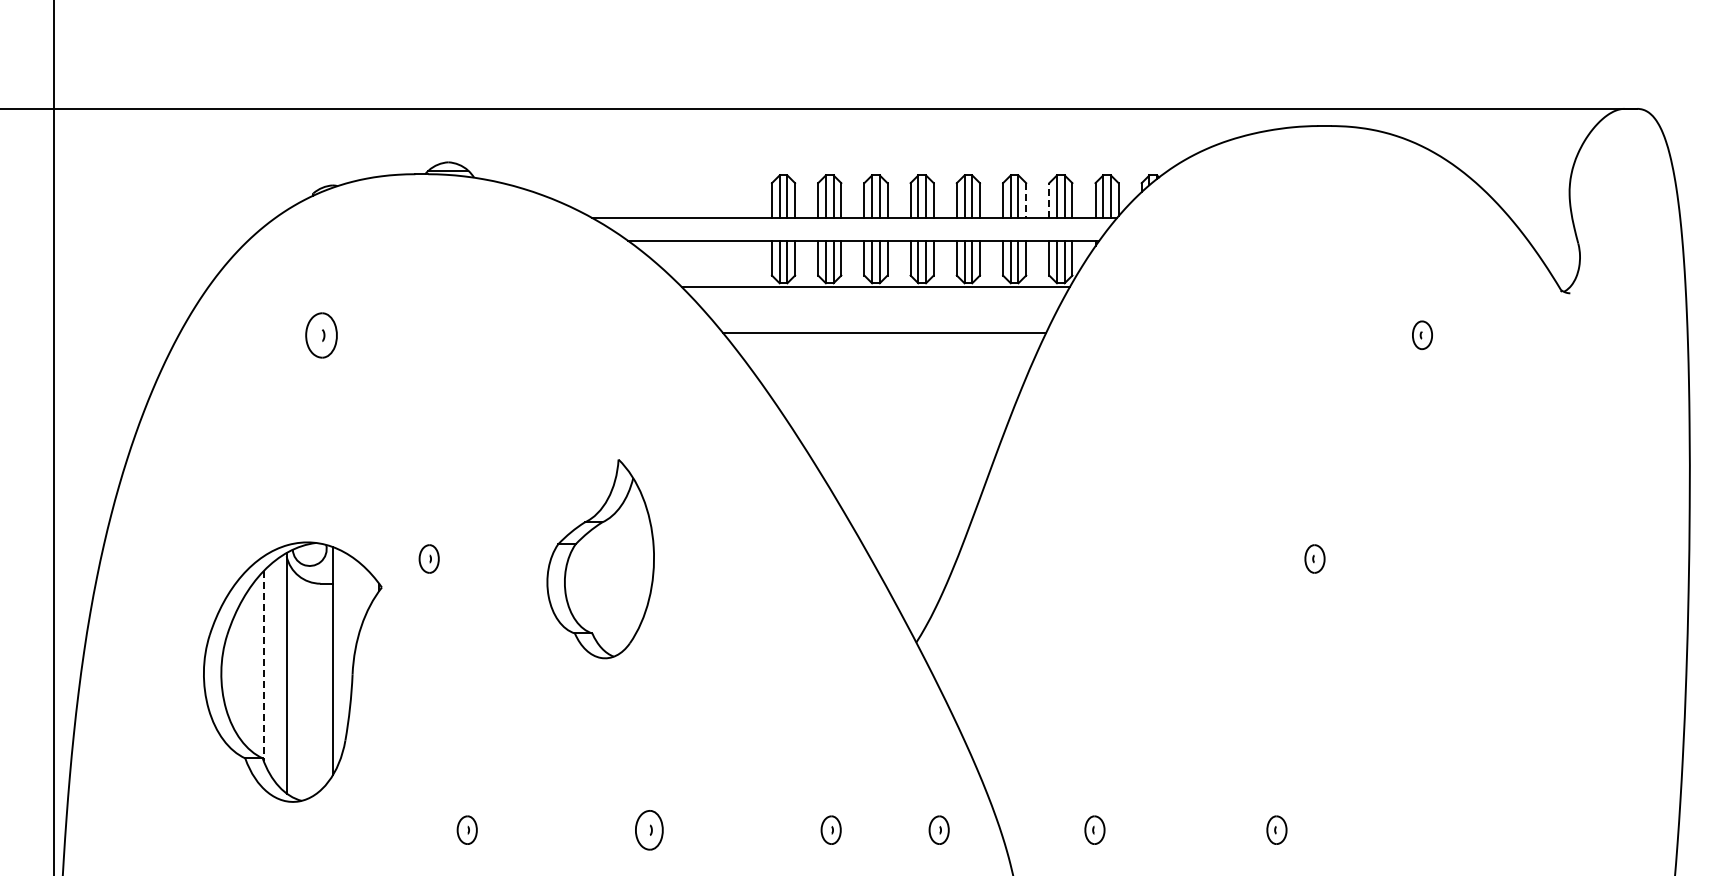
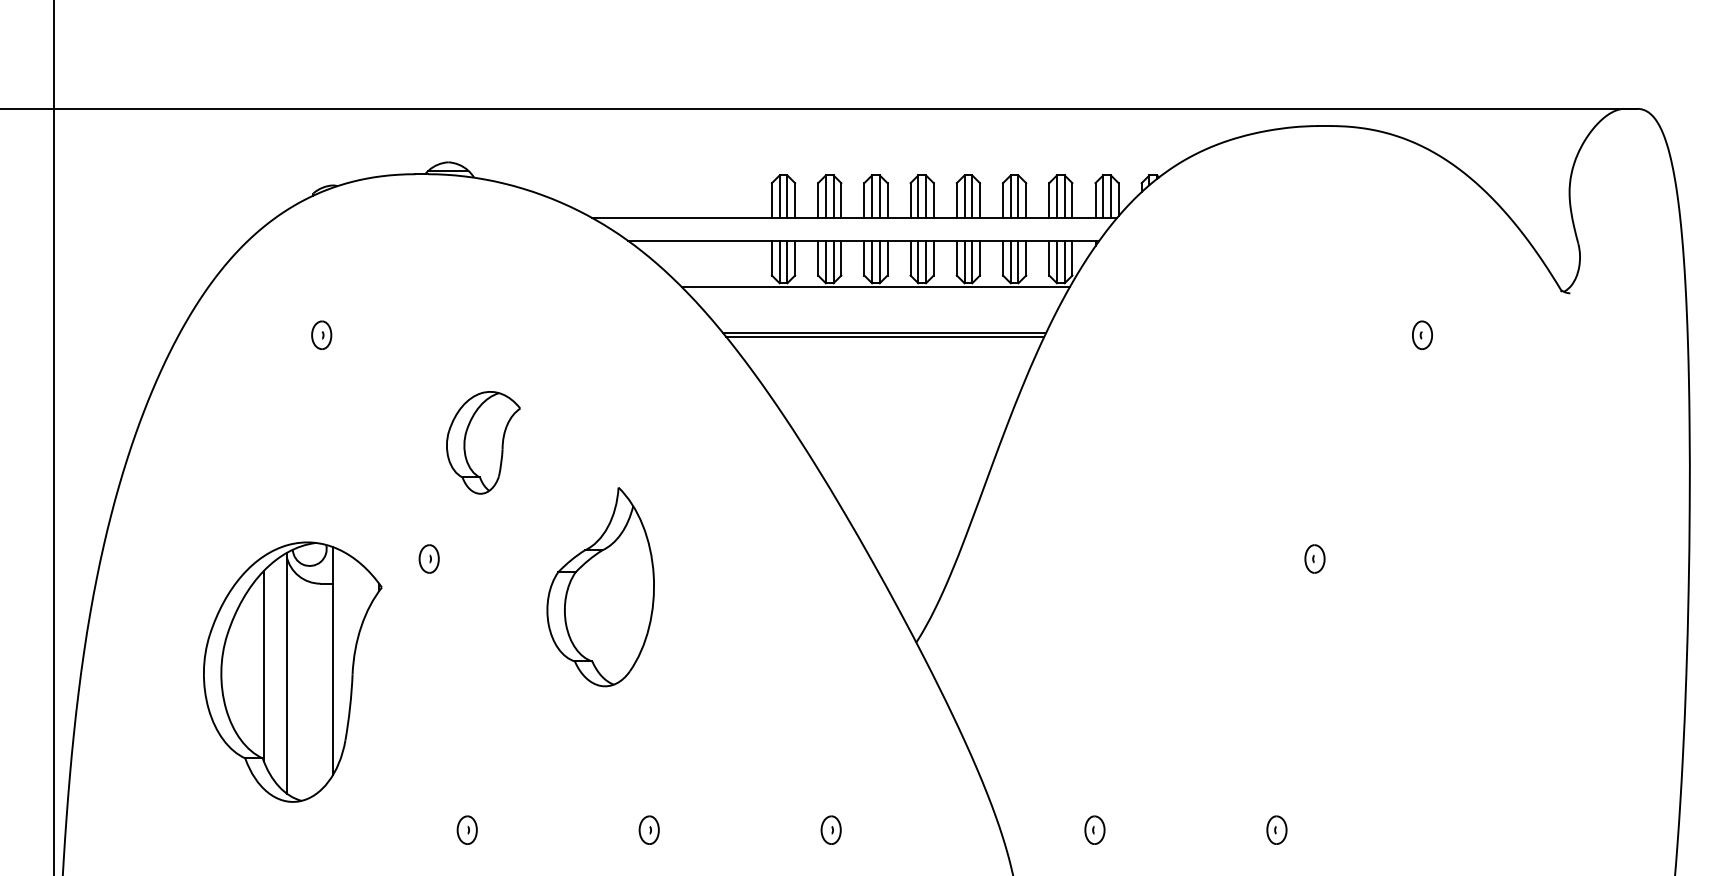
line: dashed -> solid (1049, 199)
line: dashed -> solid (1026, 200)
part size: 33x47 px -> 22x30 px (321, 334)
line: none -> present (885, 337)
part: none -> present (483, 442)
part position: (600, 559) -> (600, 587) (600, 587)
line: dashed -> solid (263, 665)
part: present -> none (938, 829)
part size: 29x41 px -> 22x30 px (648, 829)
